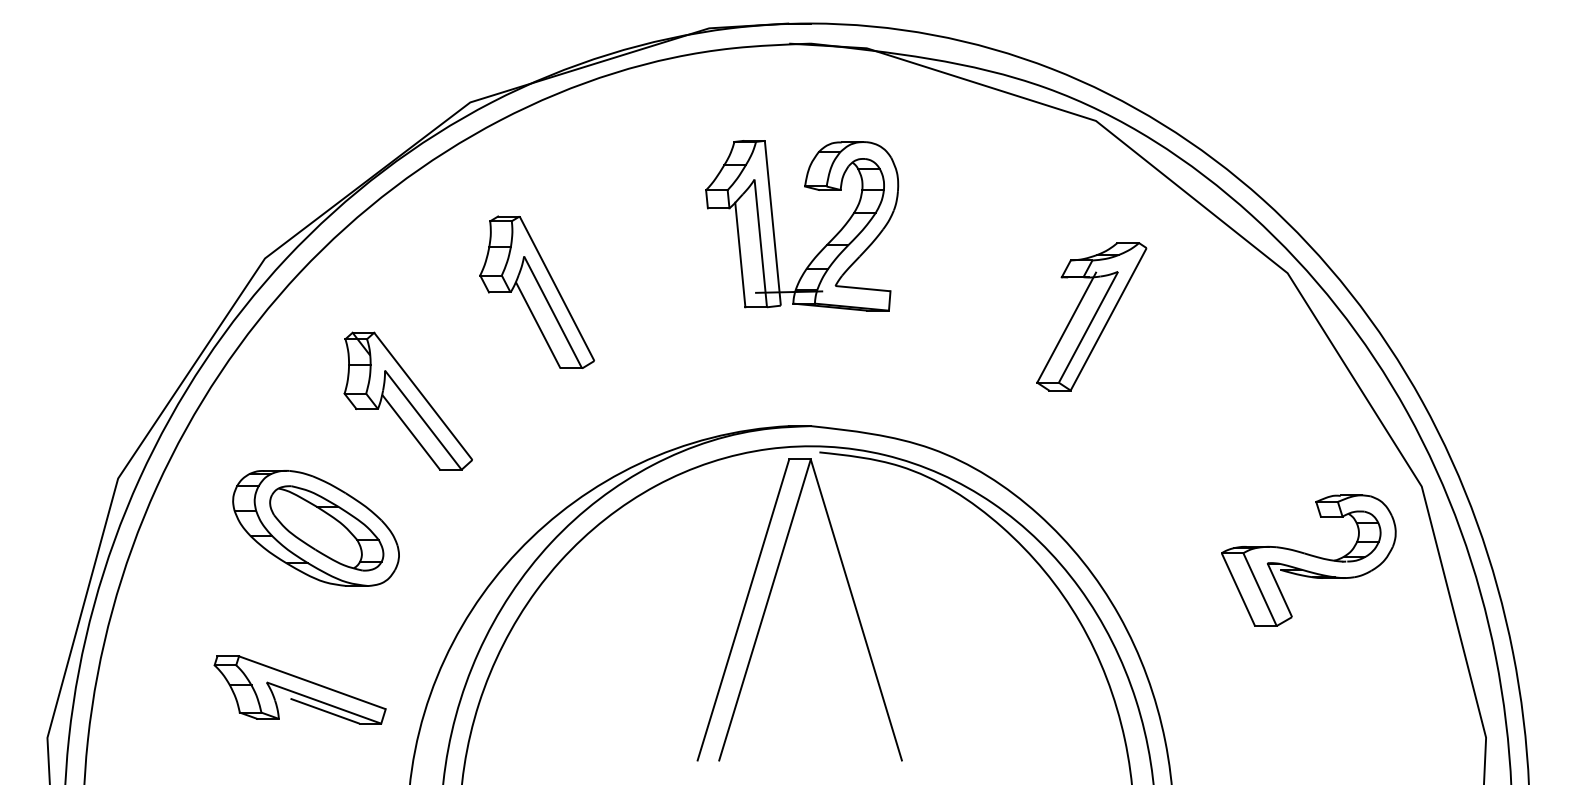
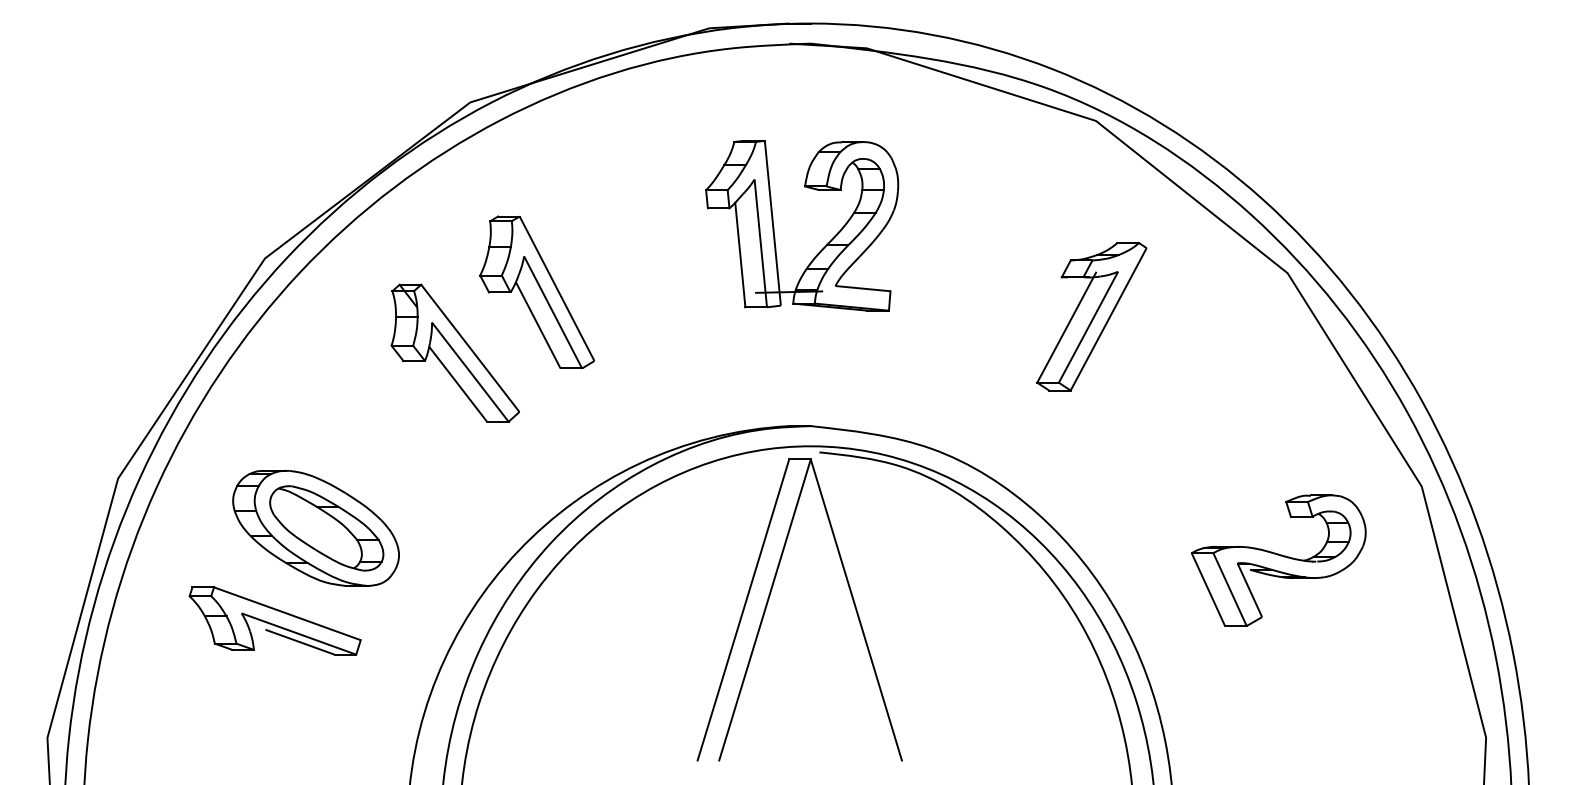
part position: (407, 400) -> (454, 352) (454, 352)
part position: (1308, 560) -> (1278, 560) (1278, 560)
part position: (299, 689) -> (274, 620) (274, 620)
